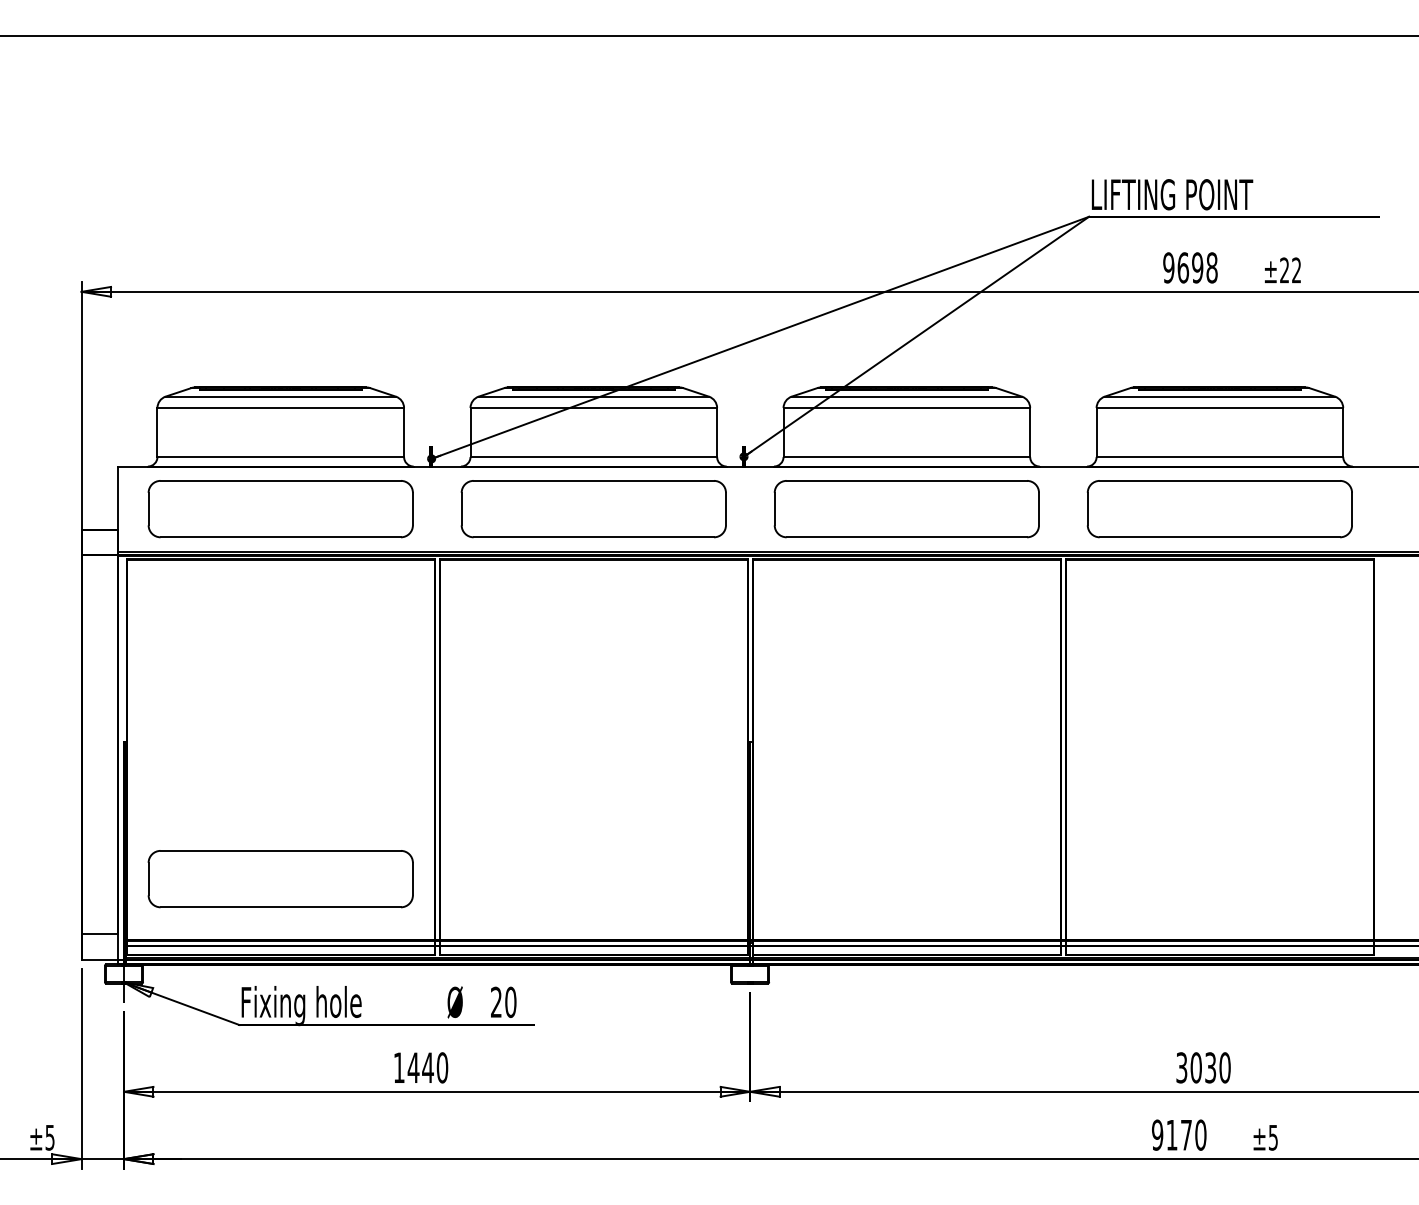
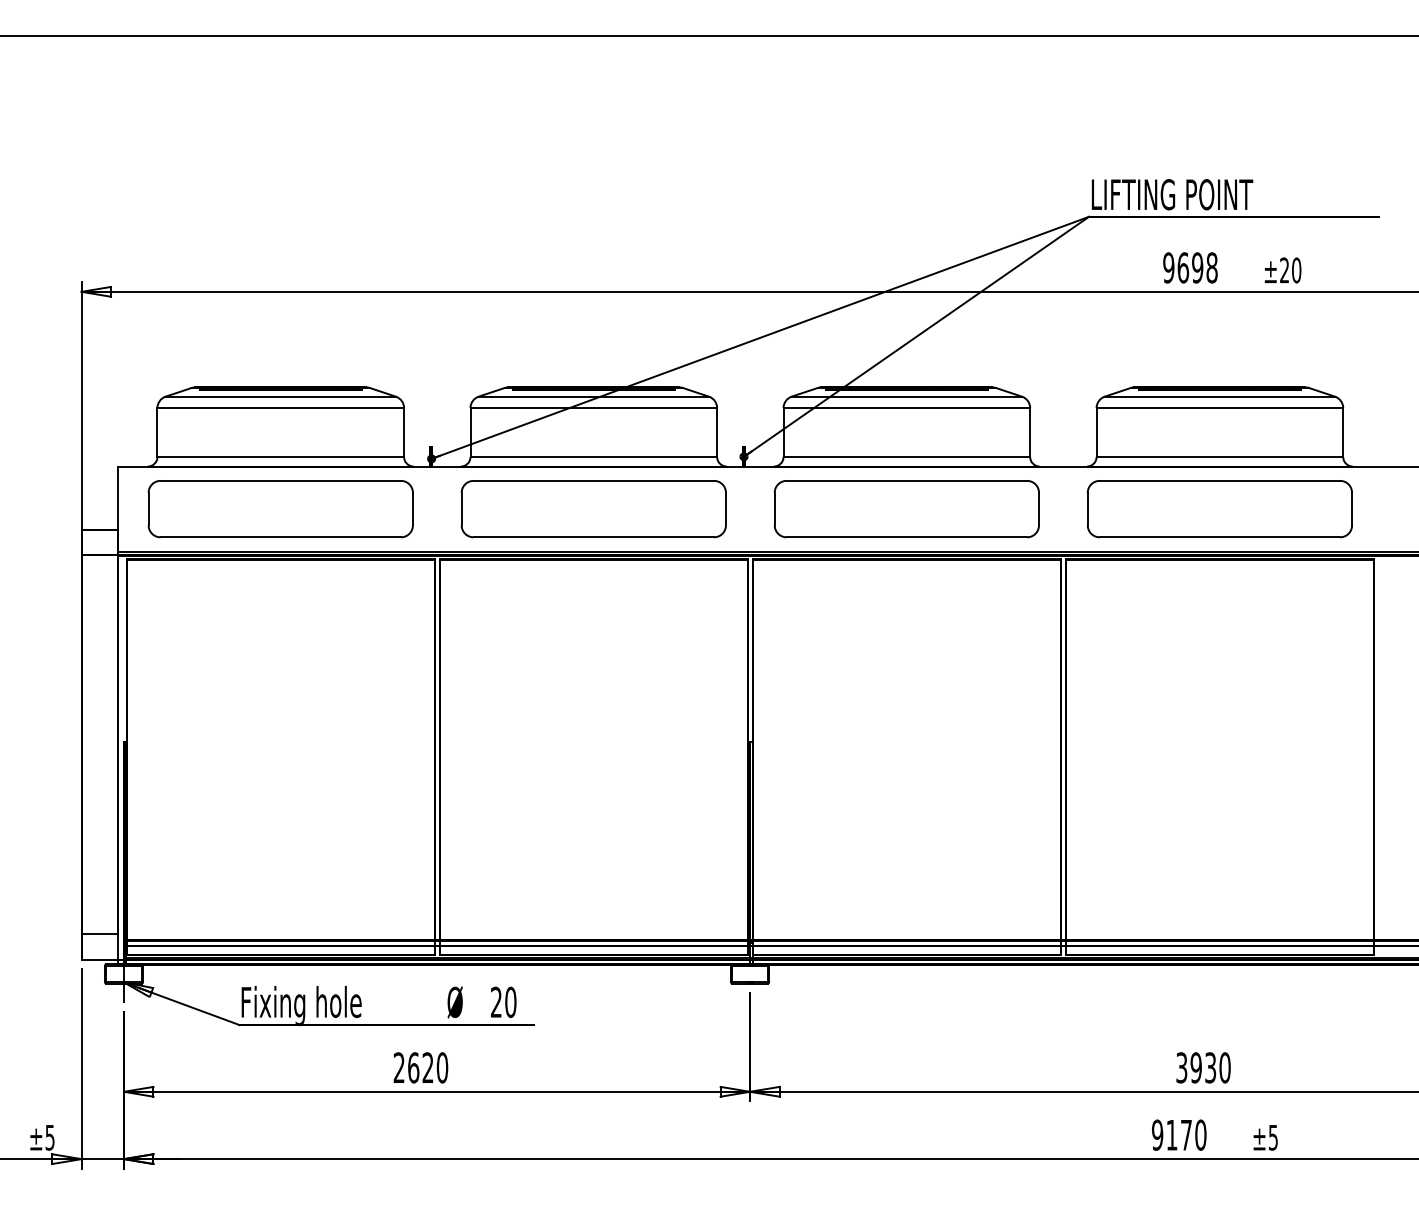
text: ±22 -> ±20 (1296, 270)
part: present -> none (280, 879)
text: 1440 -> 2620 (413, 1067)
text: 3030 -> 3930 (1195, 1067)
